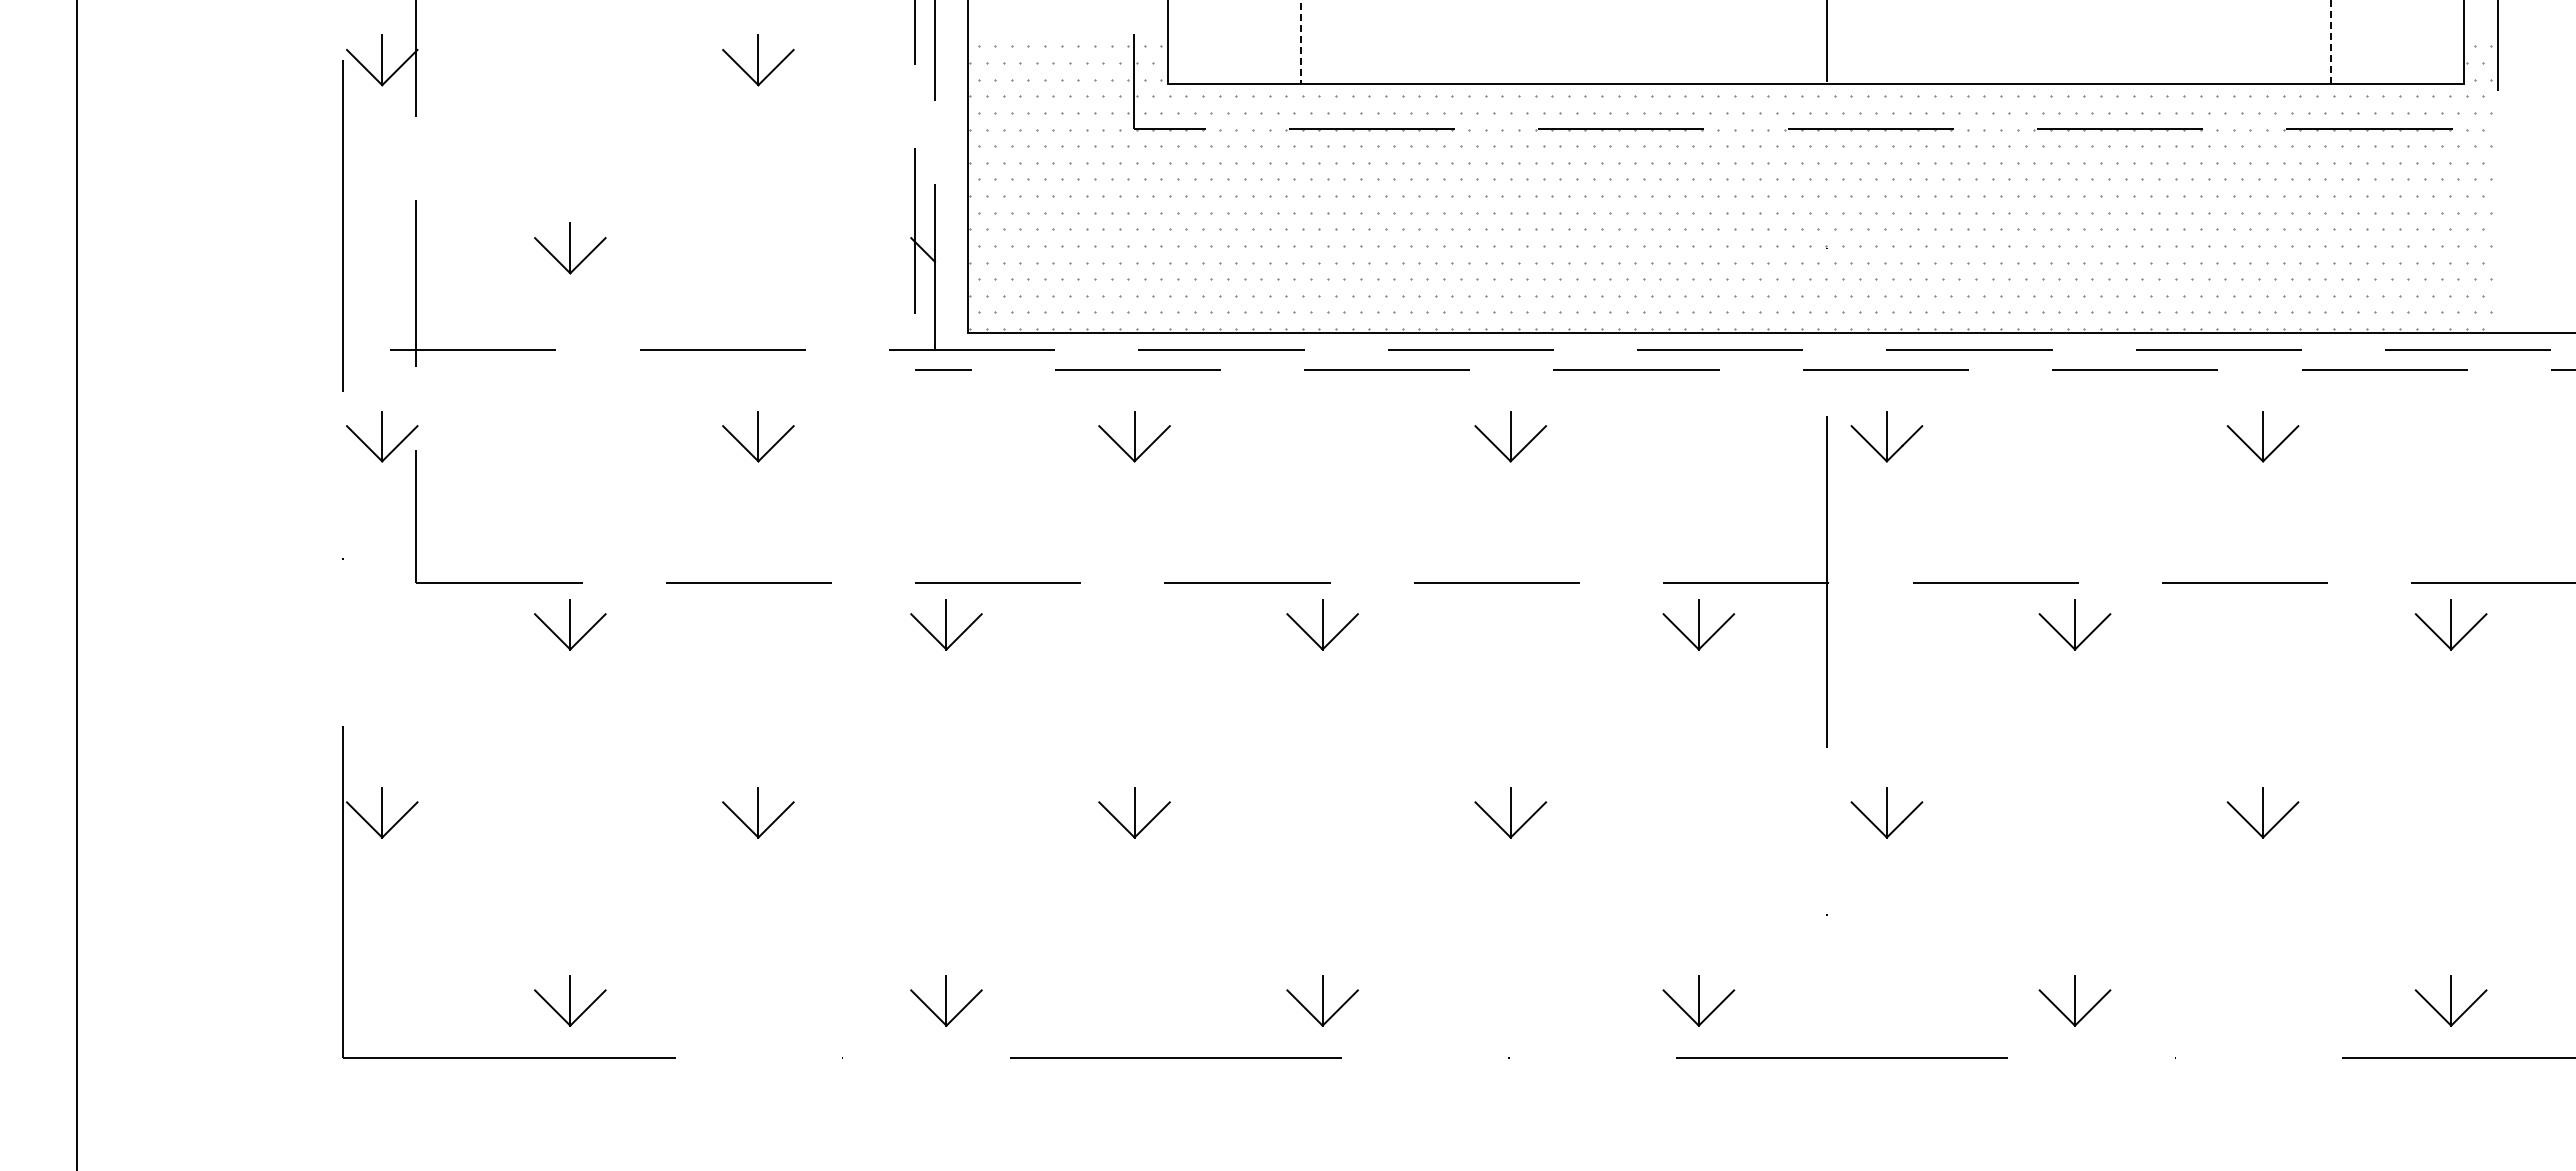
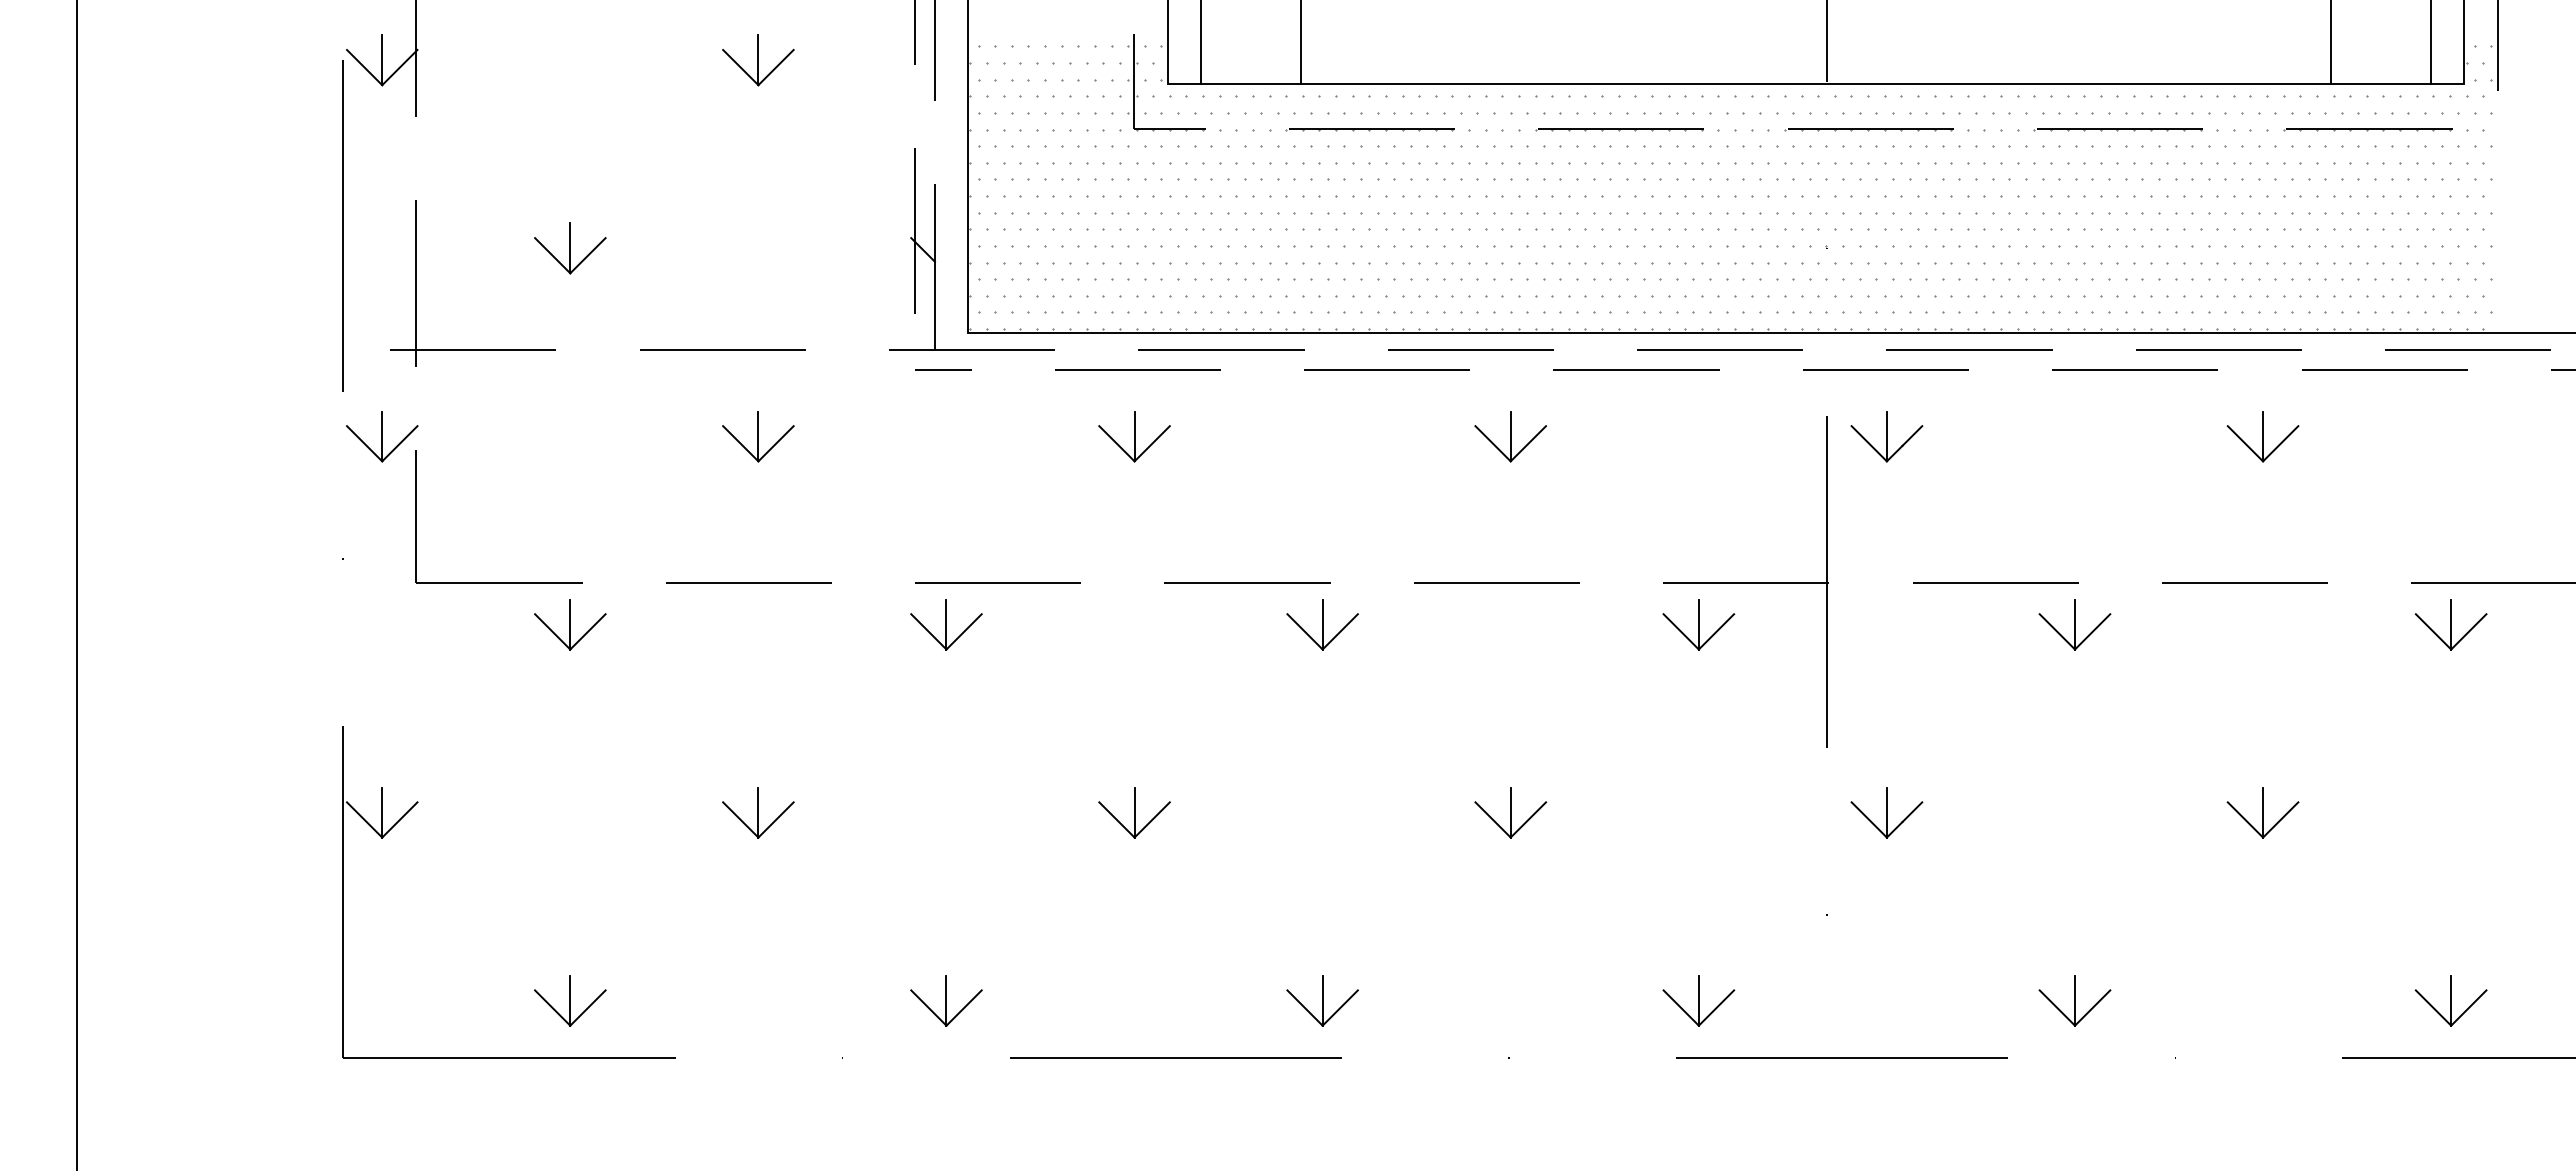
line: dashed -> solid (1300, 42)
line: dashed -> solid (2331, 42)
line: none -> present (1200, 43)
line: none -> present (2431, 43)
